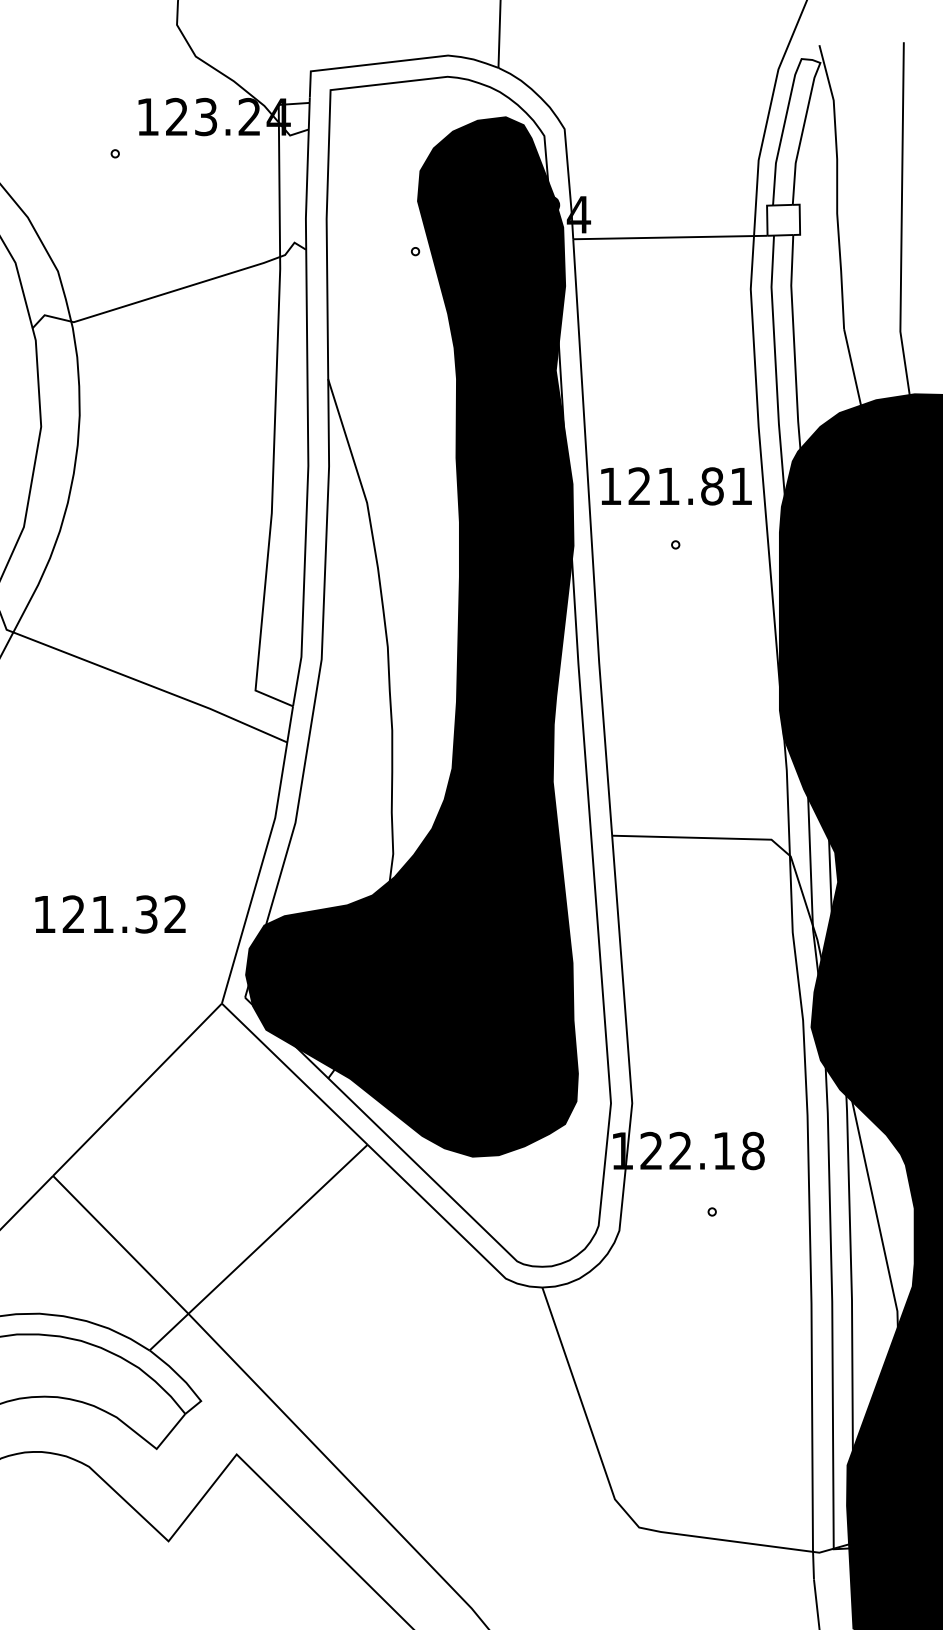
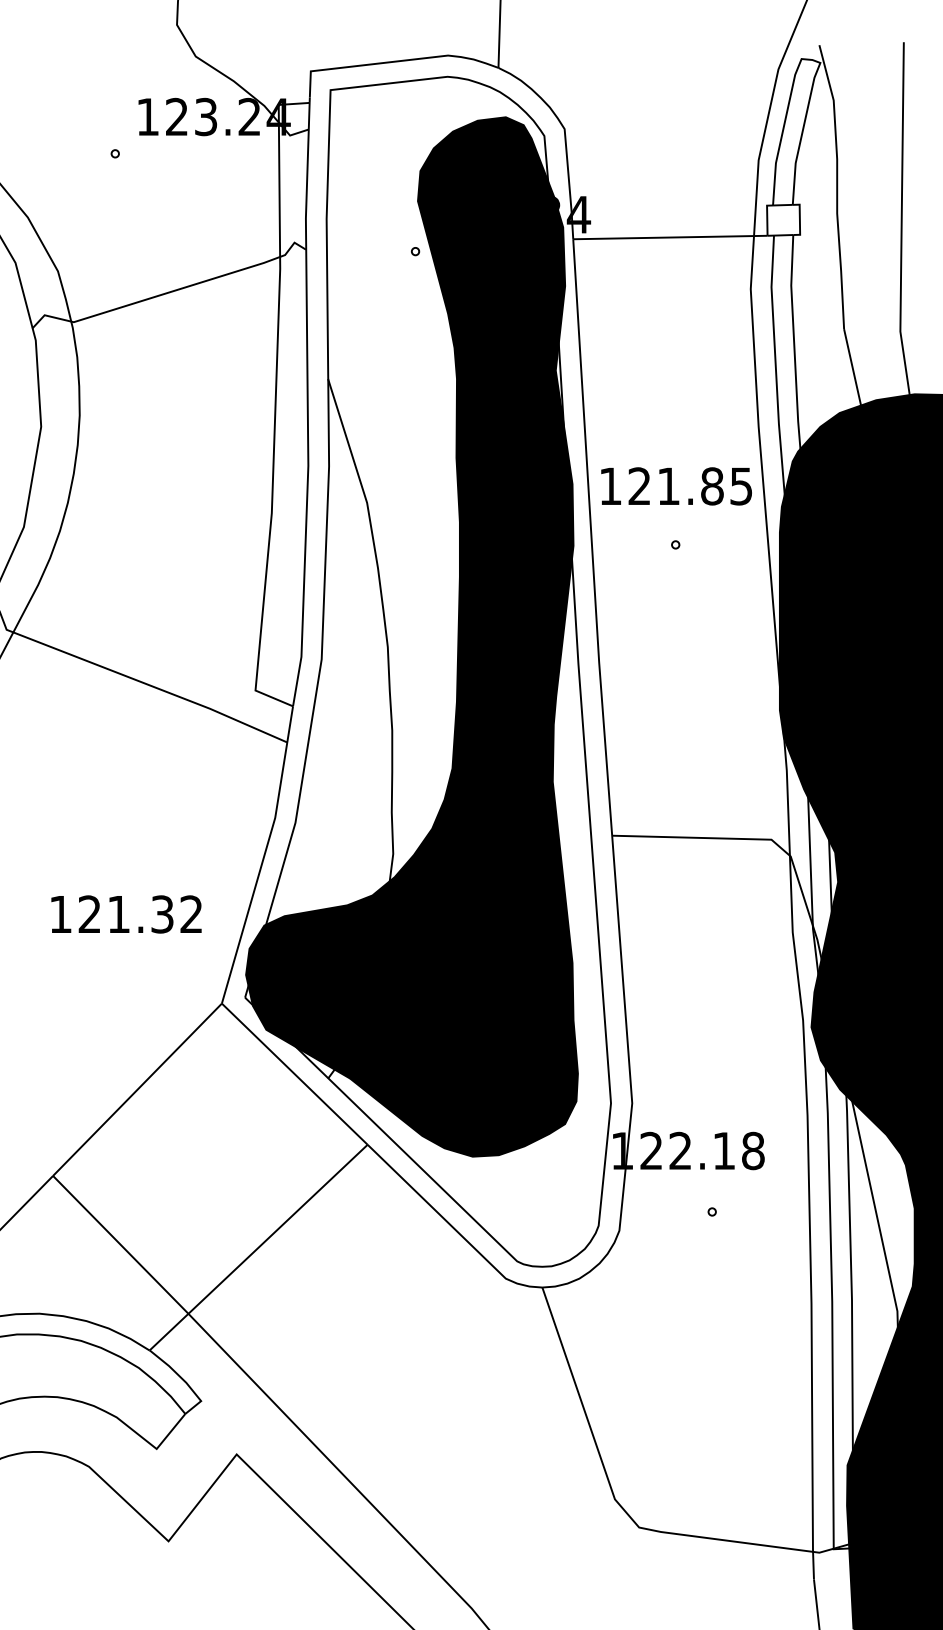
text: 121.81 -> 121.85 (740, 486)
text position: (110, 914) -> (126, 914) (126, 914)
